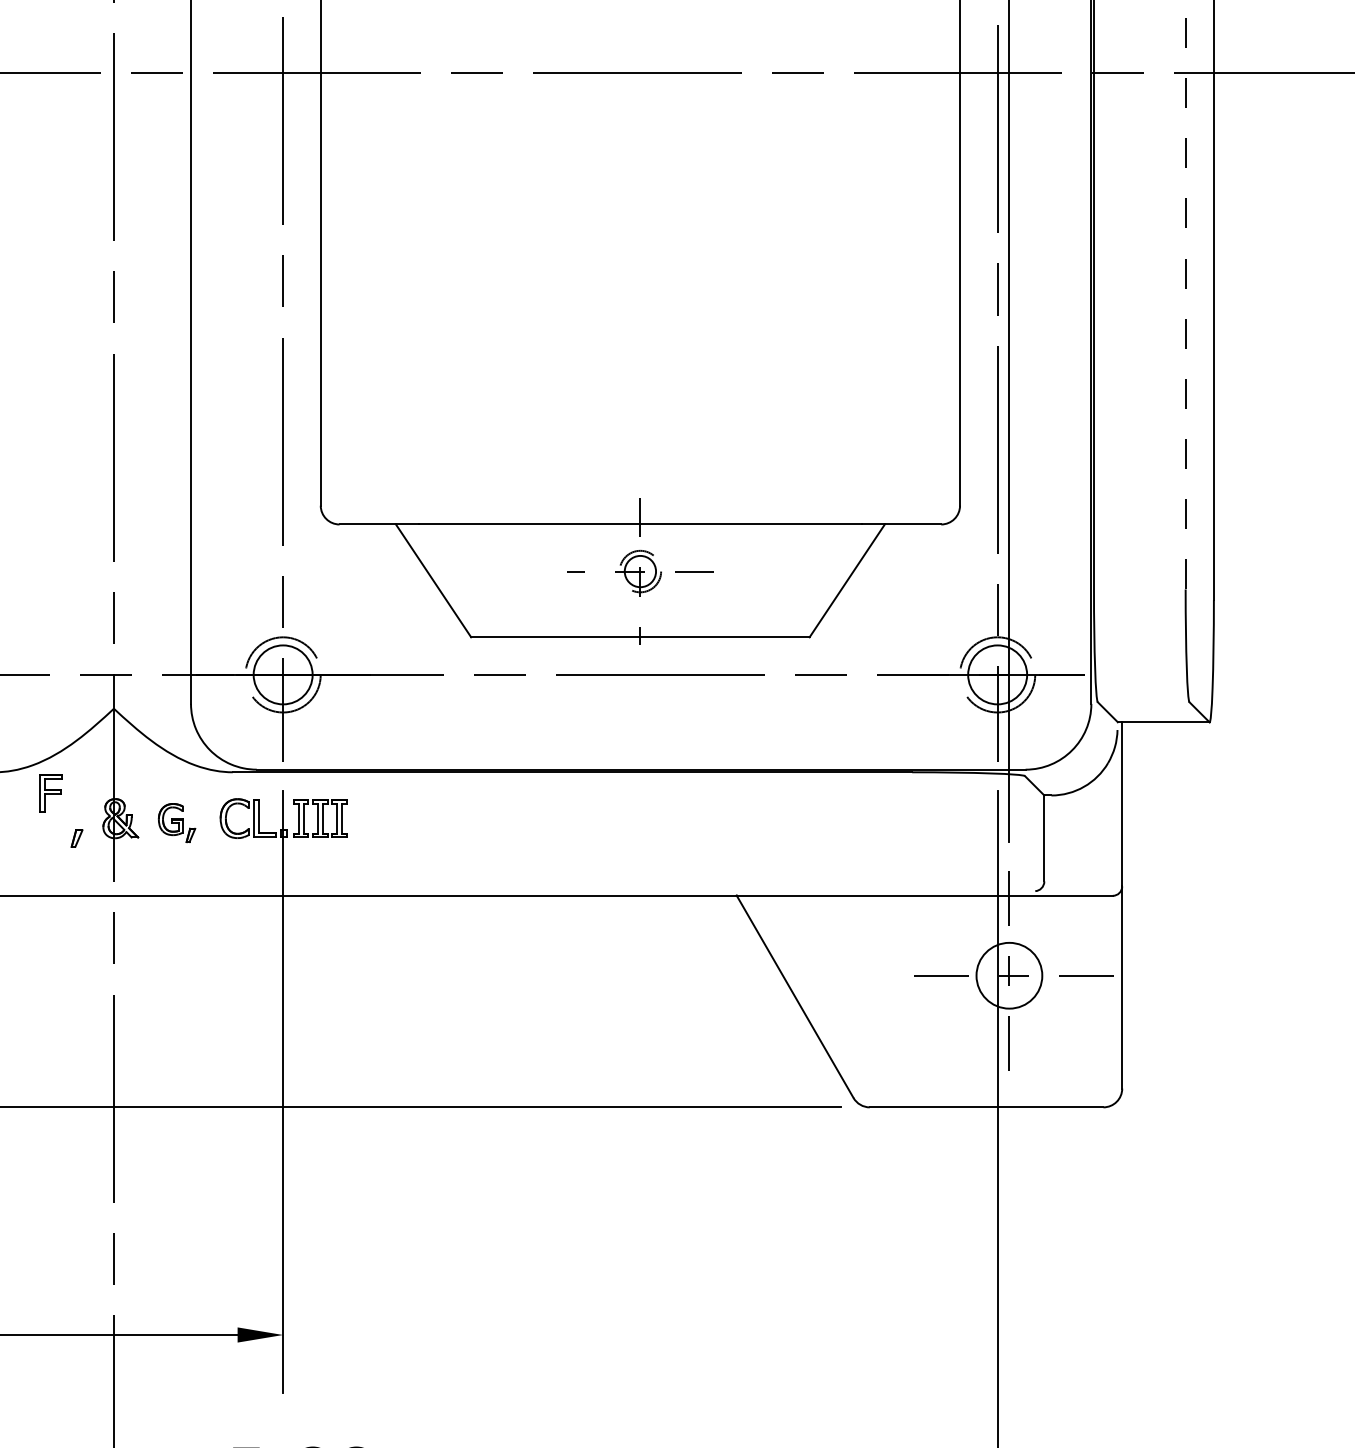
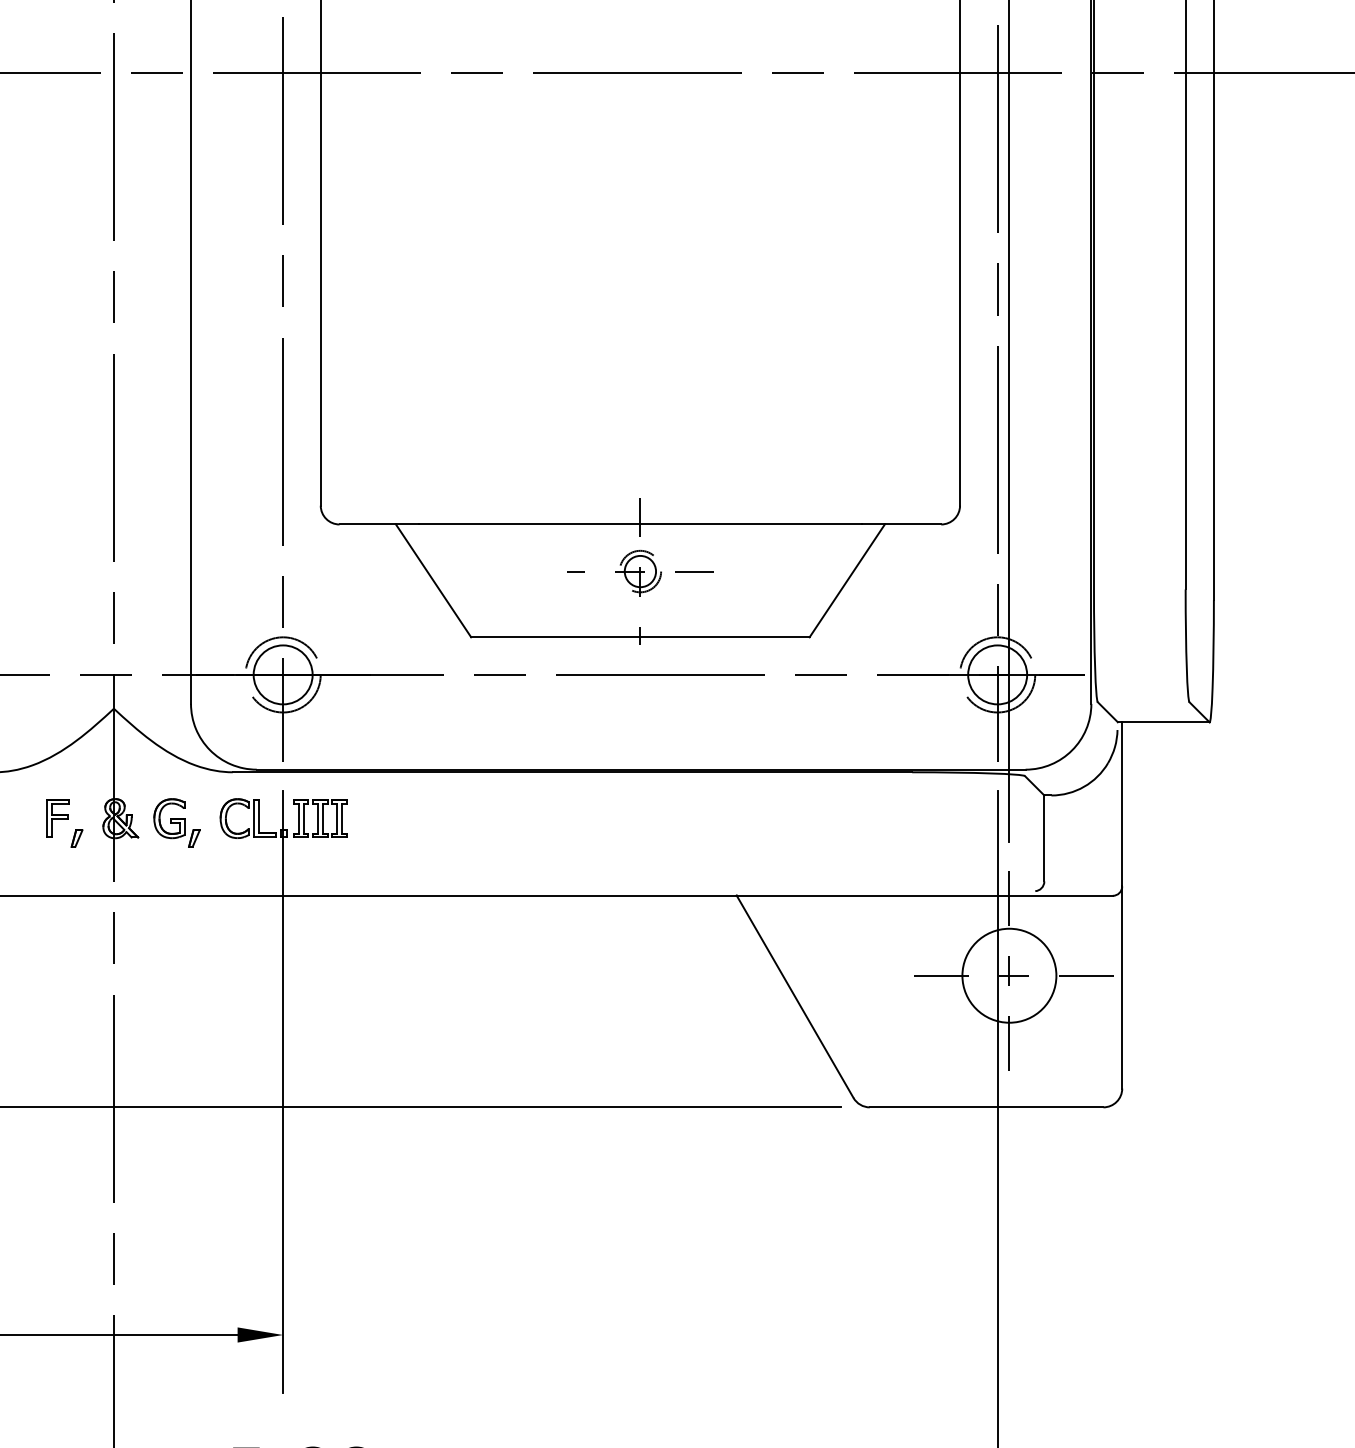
line: dashed -> solid (1185, 294)
part position: (50, 793) -> (57, 818) (57, 818)
part size: 40x41 px -> 48x50 px (176, 822)
circle diameter: 66 px -> 94 px (1009, 975)
